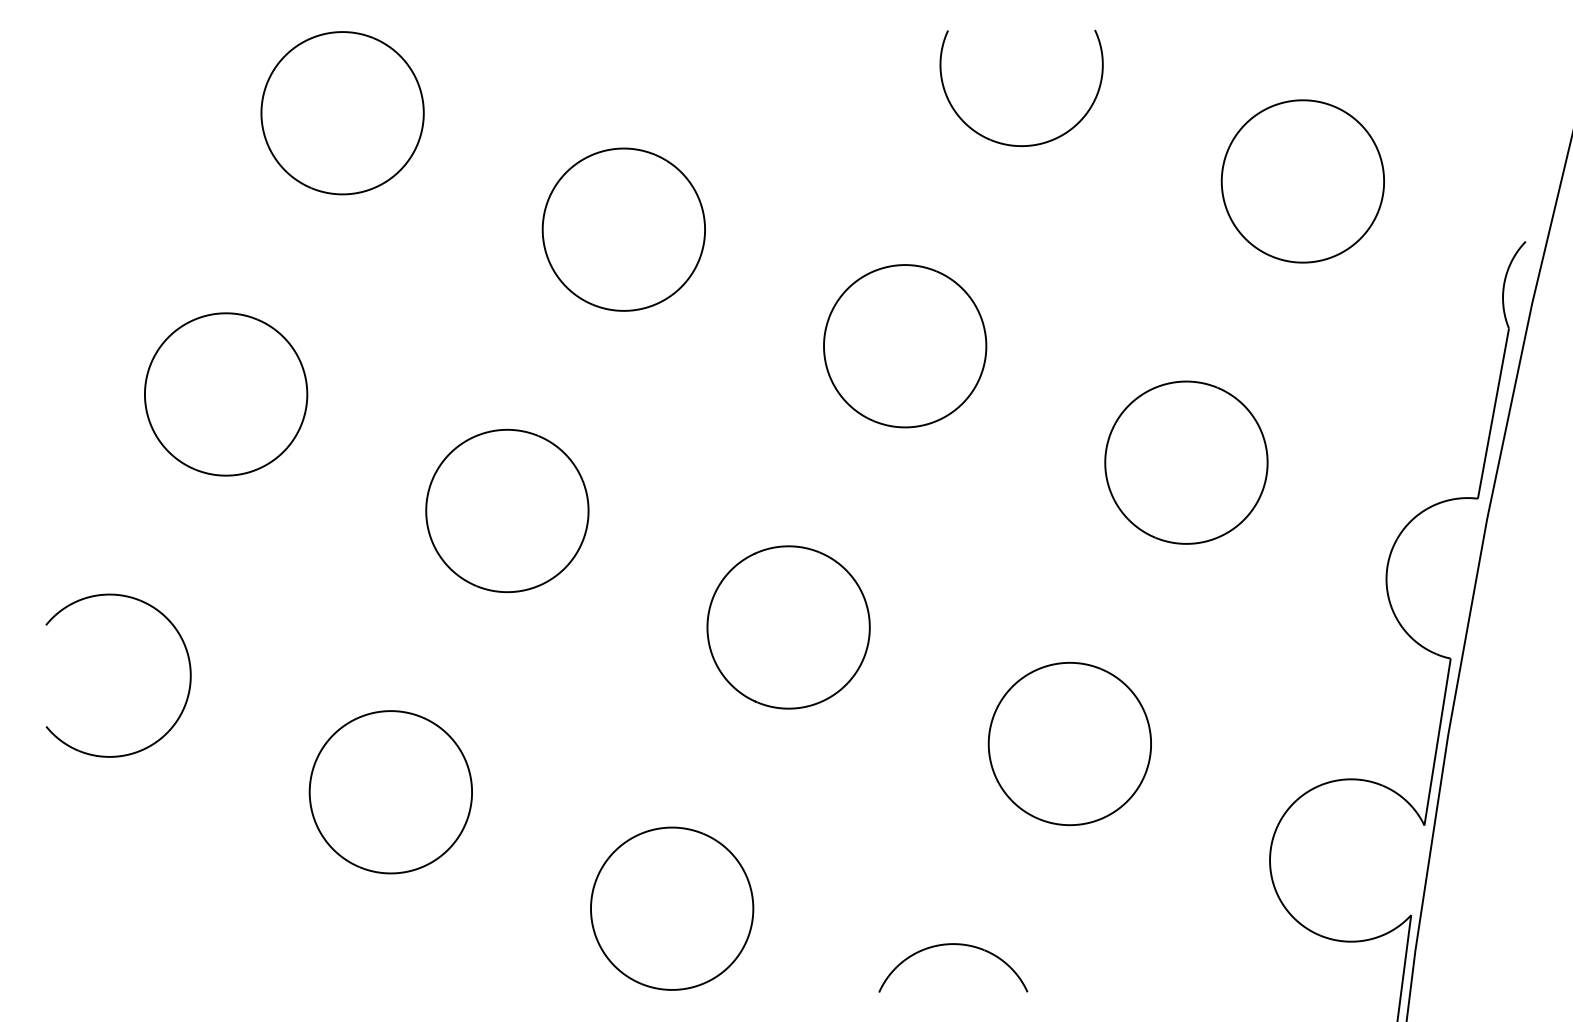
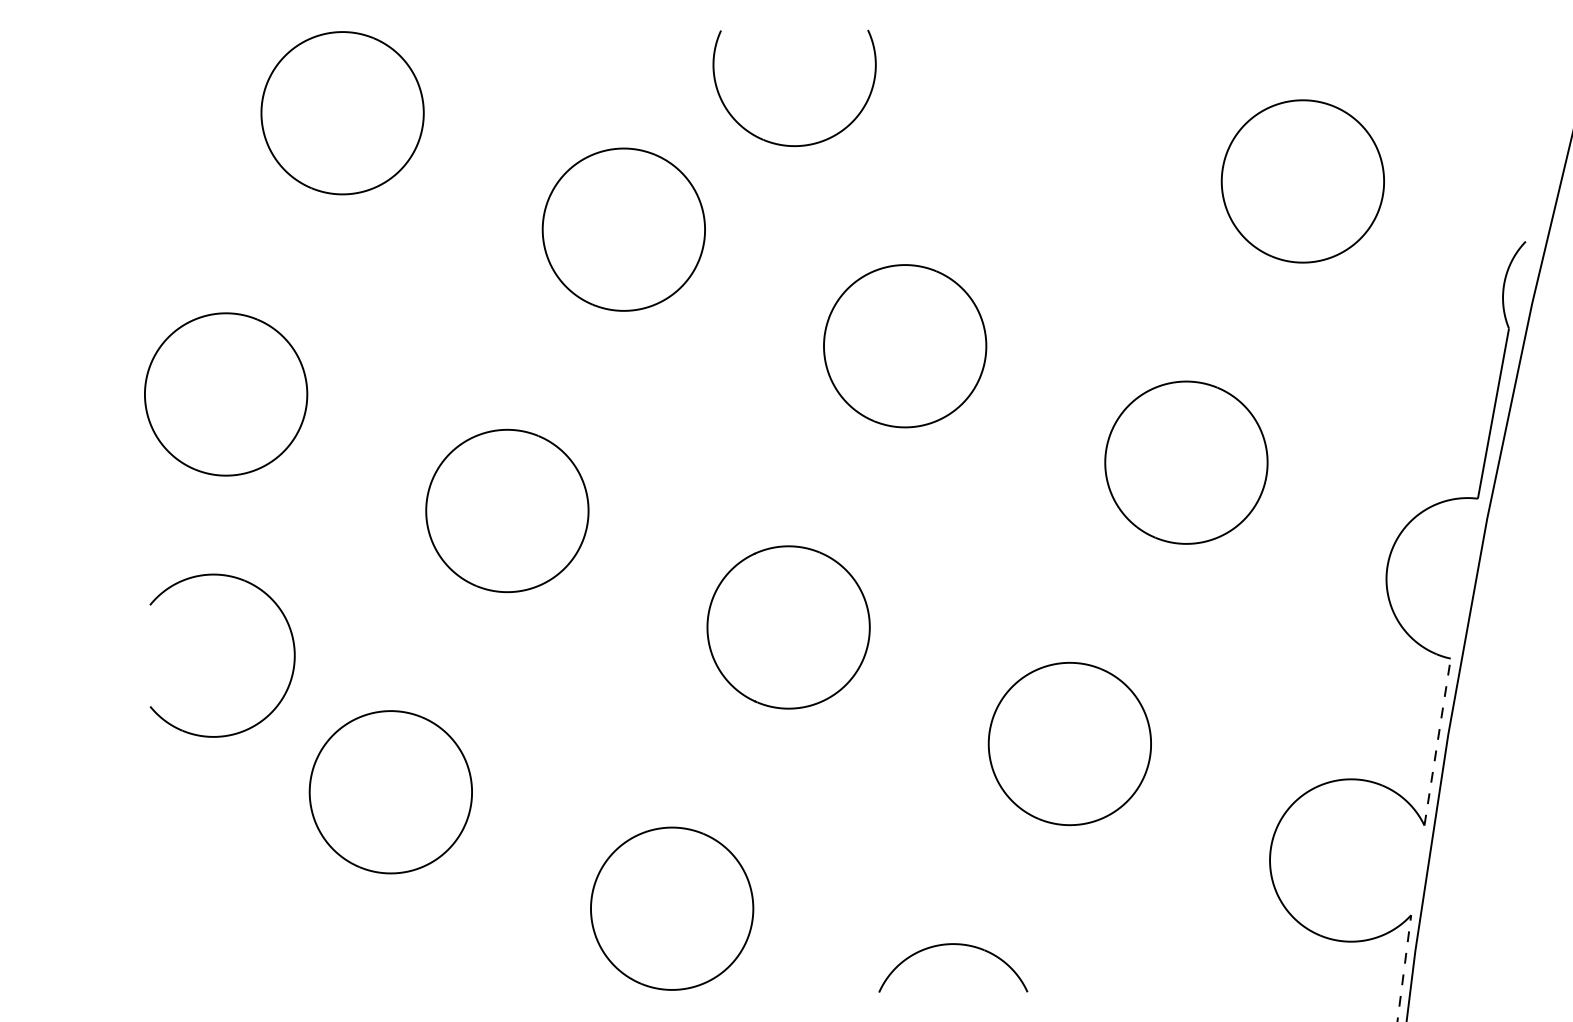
part position: (1014, 144) -> (787, 144) (787, 144)
part position: (189, 675) -> (293, 655) (293, 655)
line: solid -> dashed (1437, 741)
line: solid -> dashed (1404, 967)
